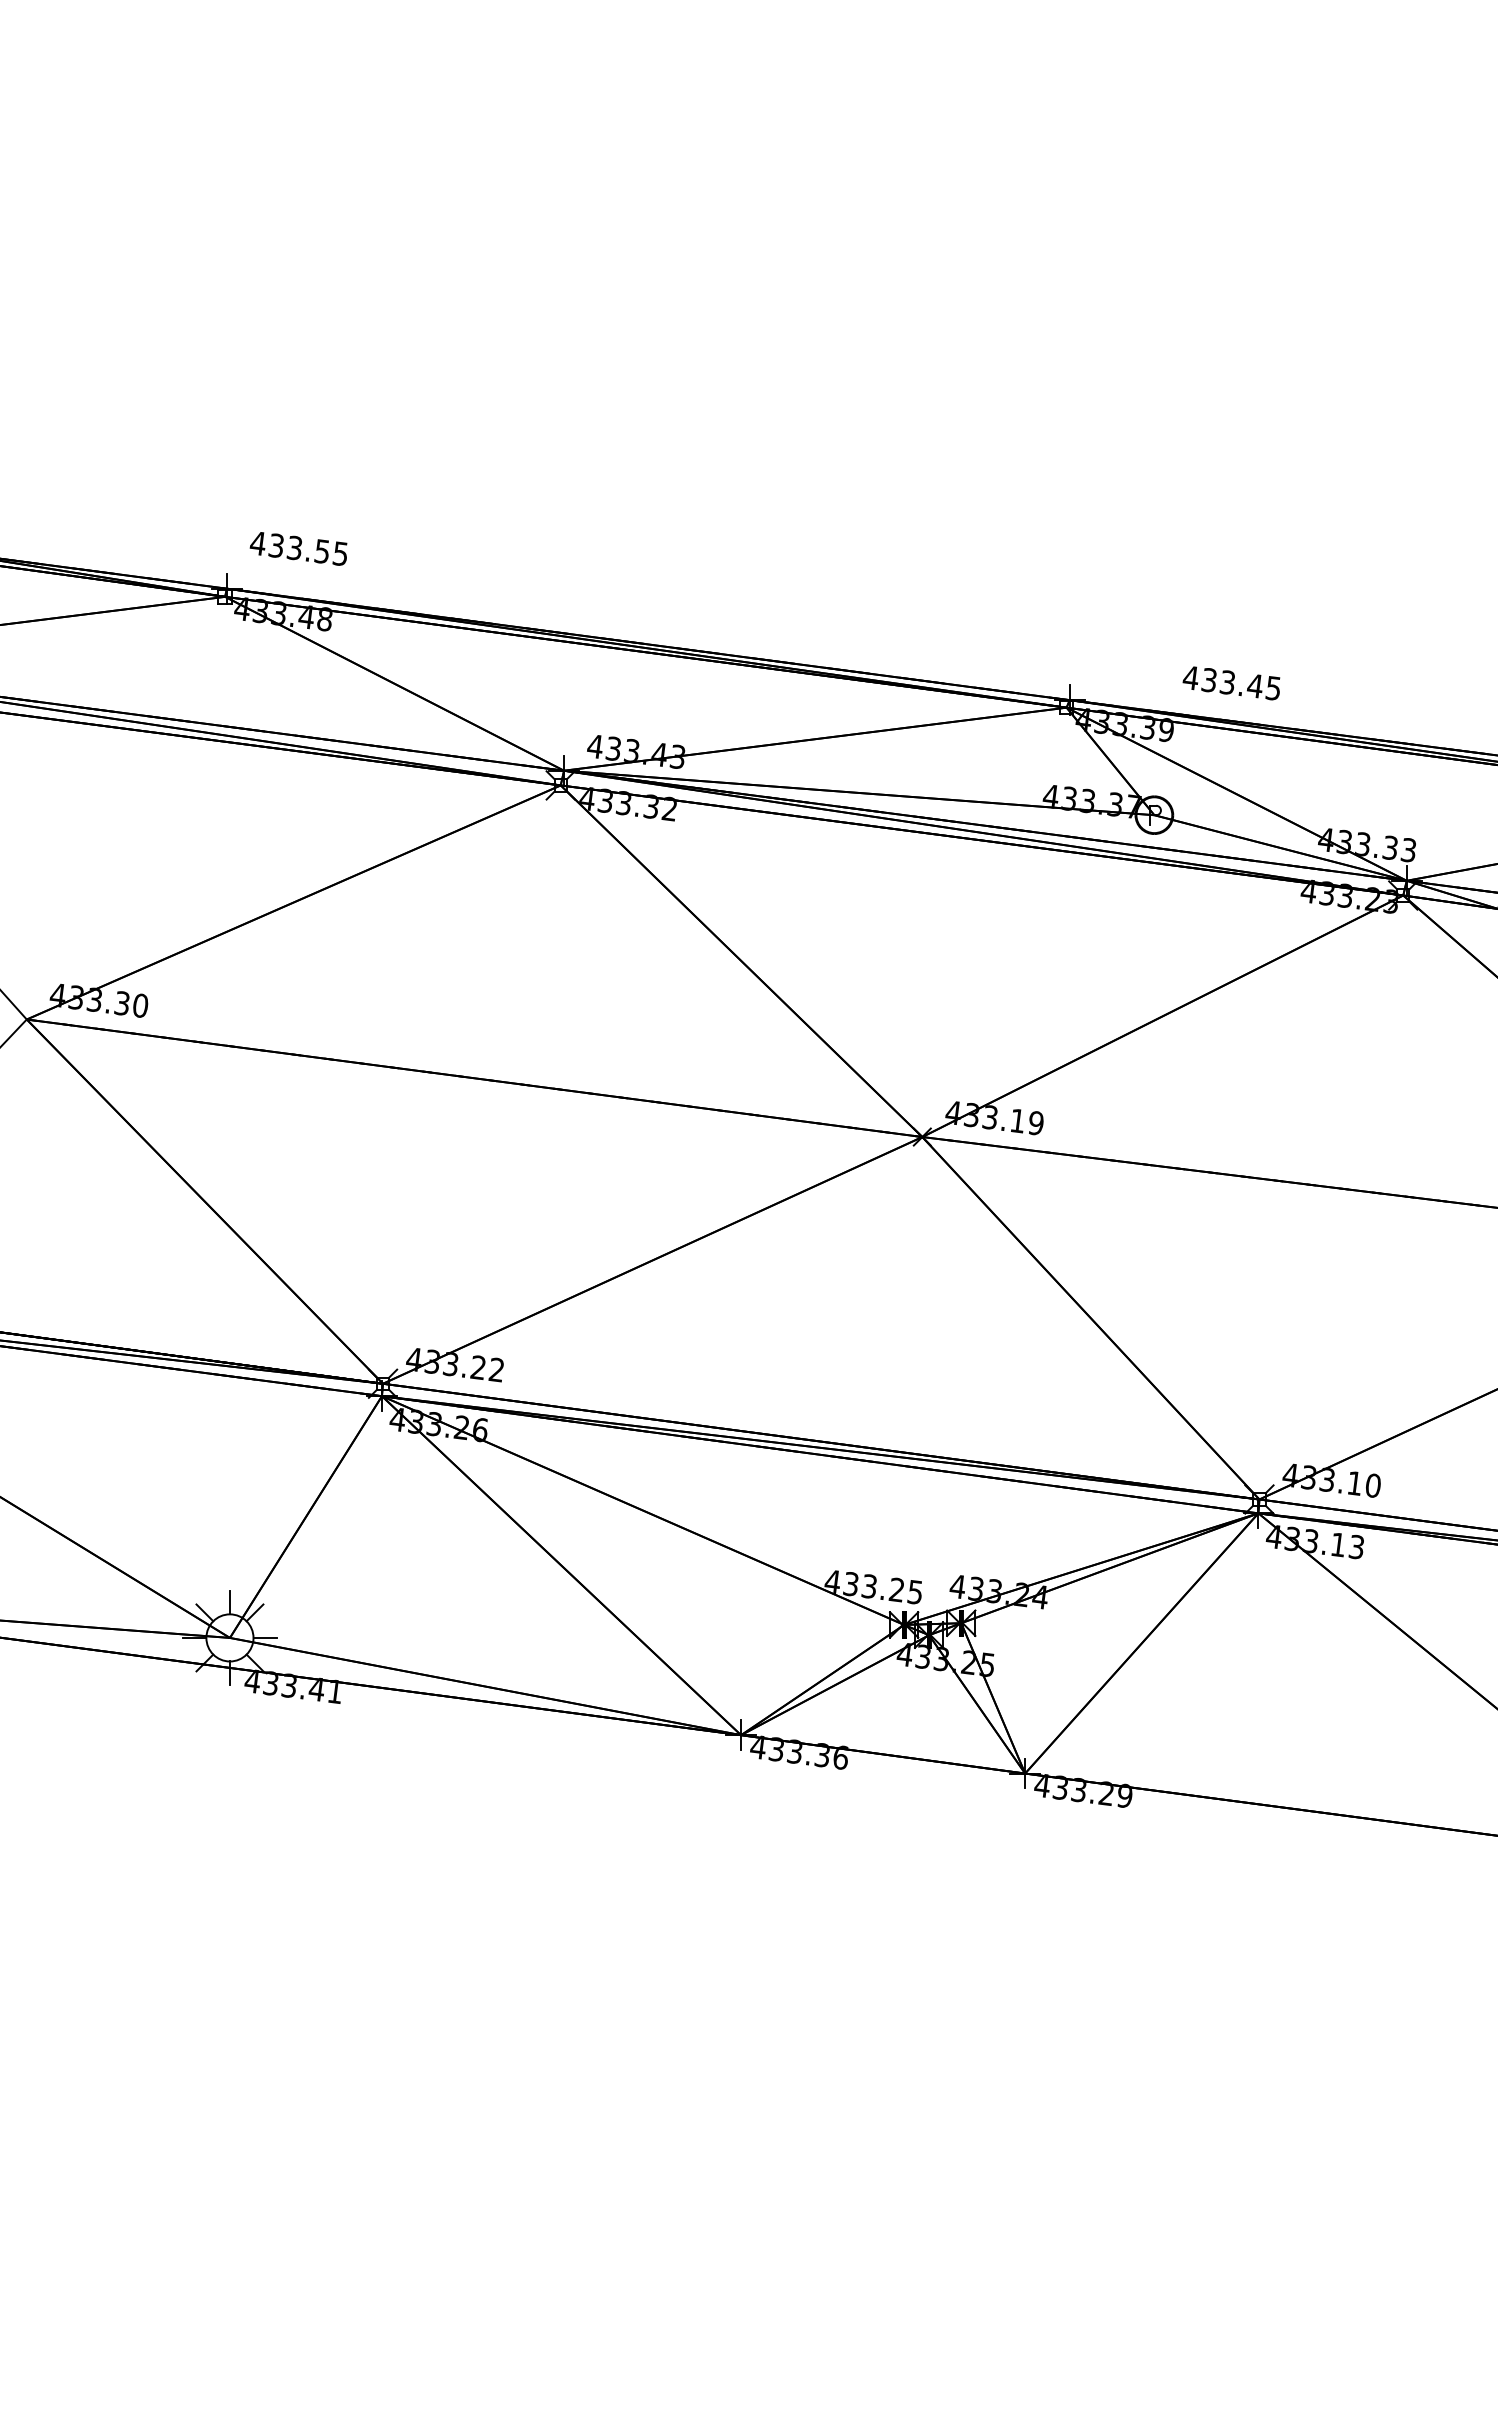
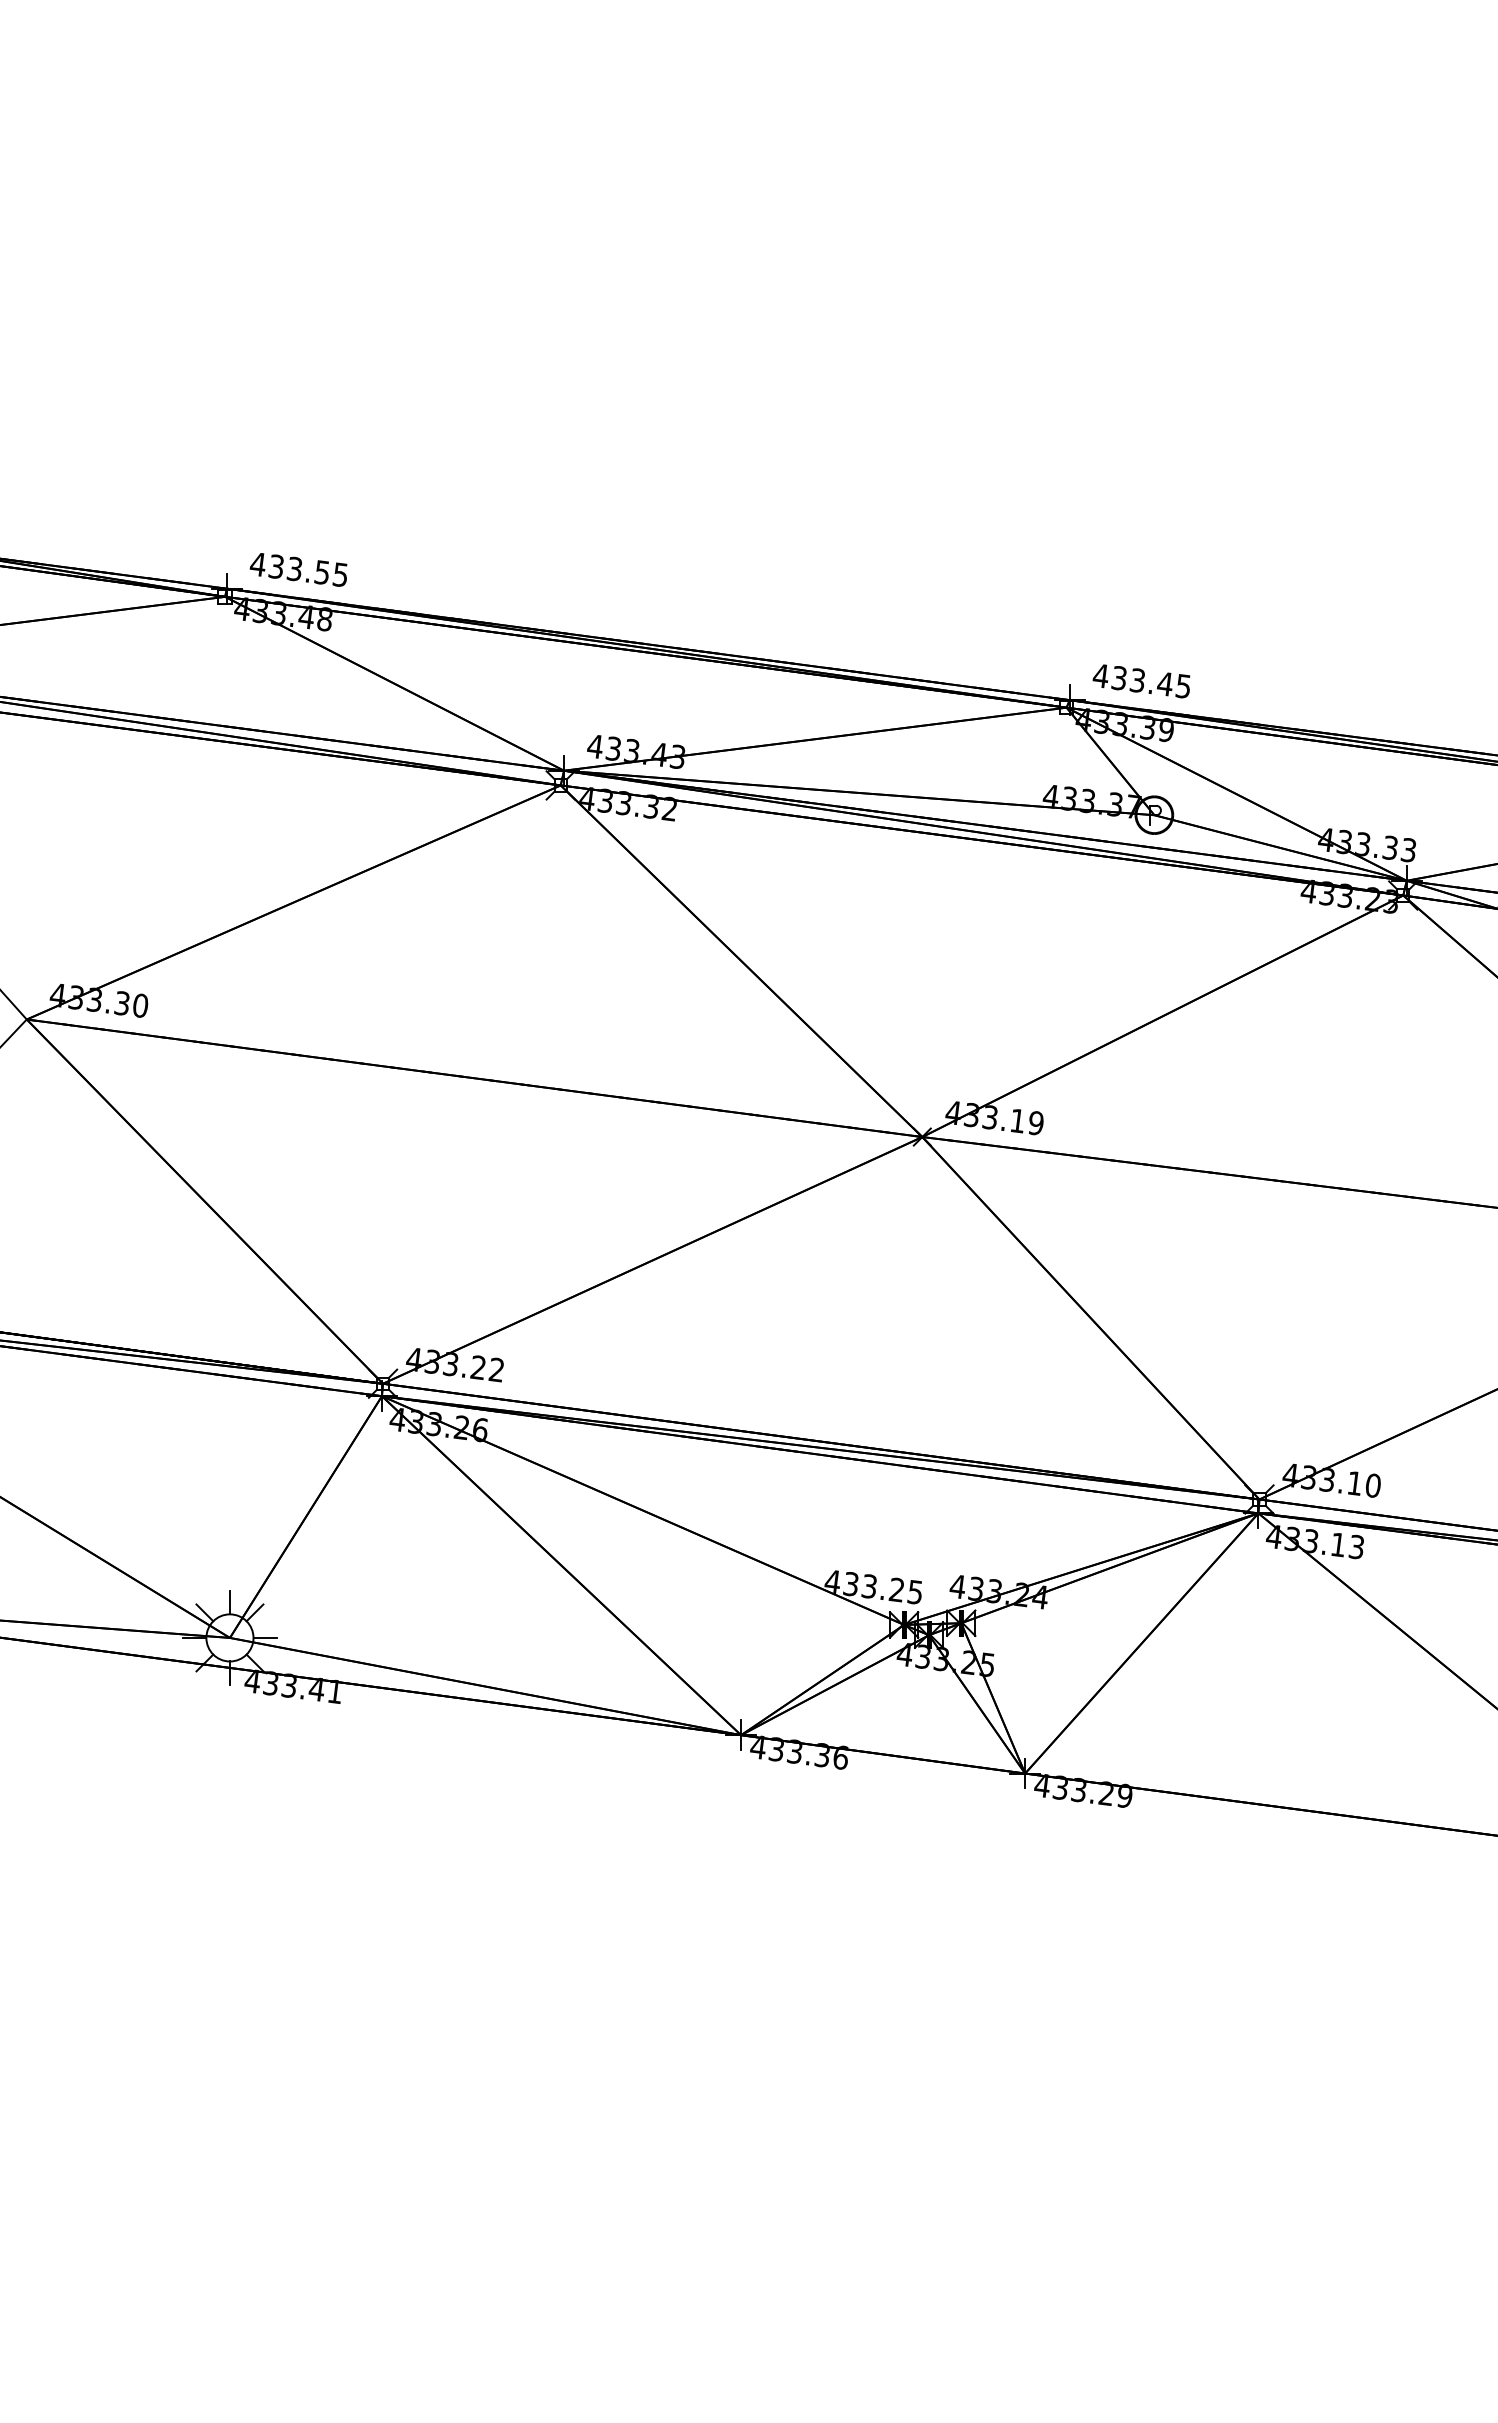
text position: (298, 548) -> (298, 569) (298, 569)
text position: (1231, 683) -> (1141, 681) (1141, 681)
